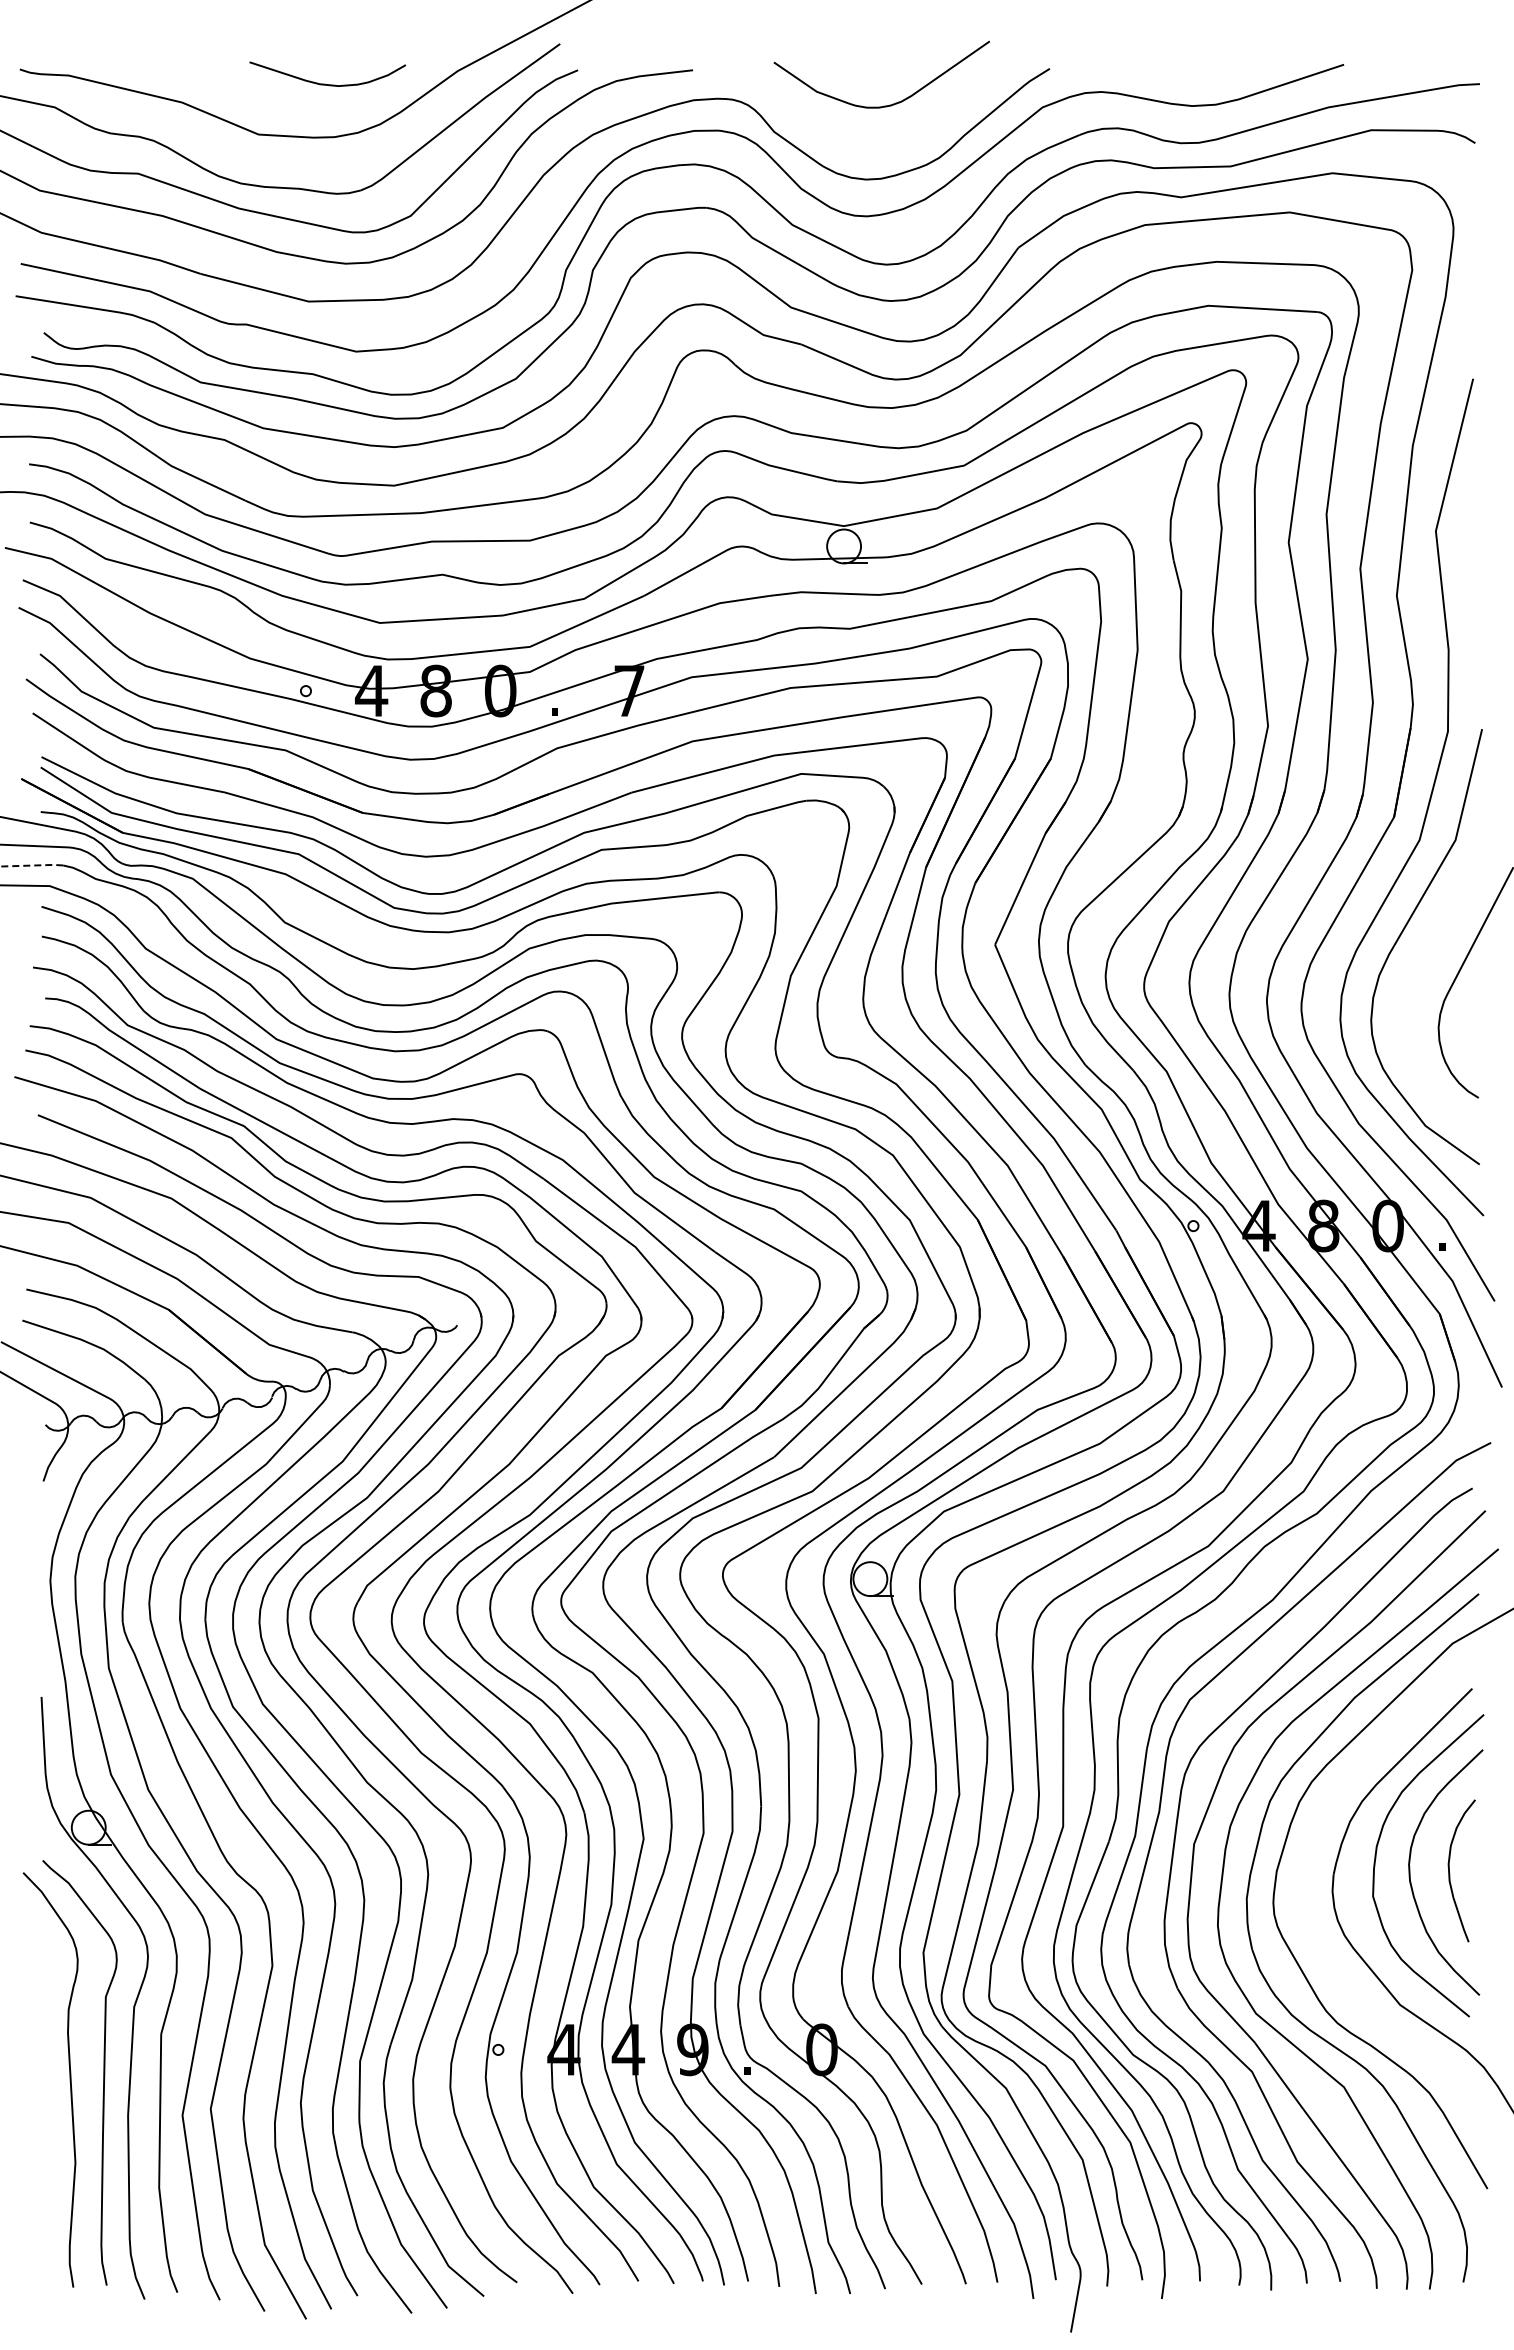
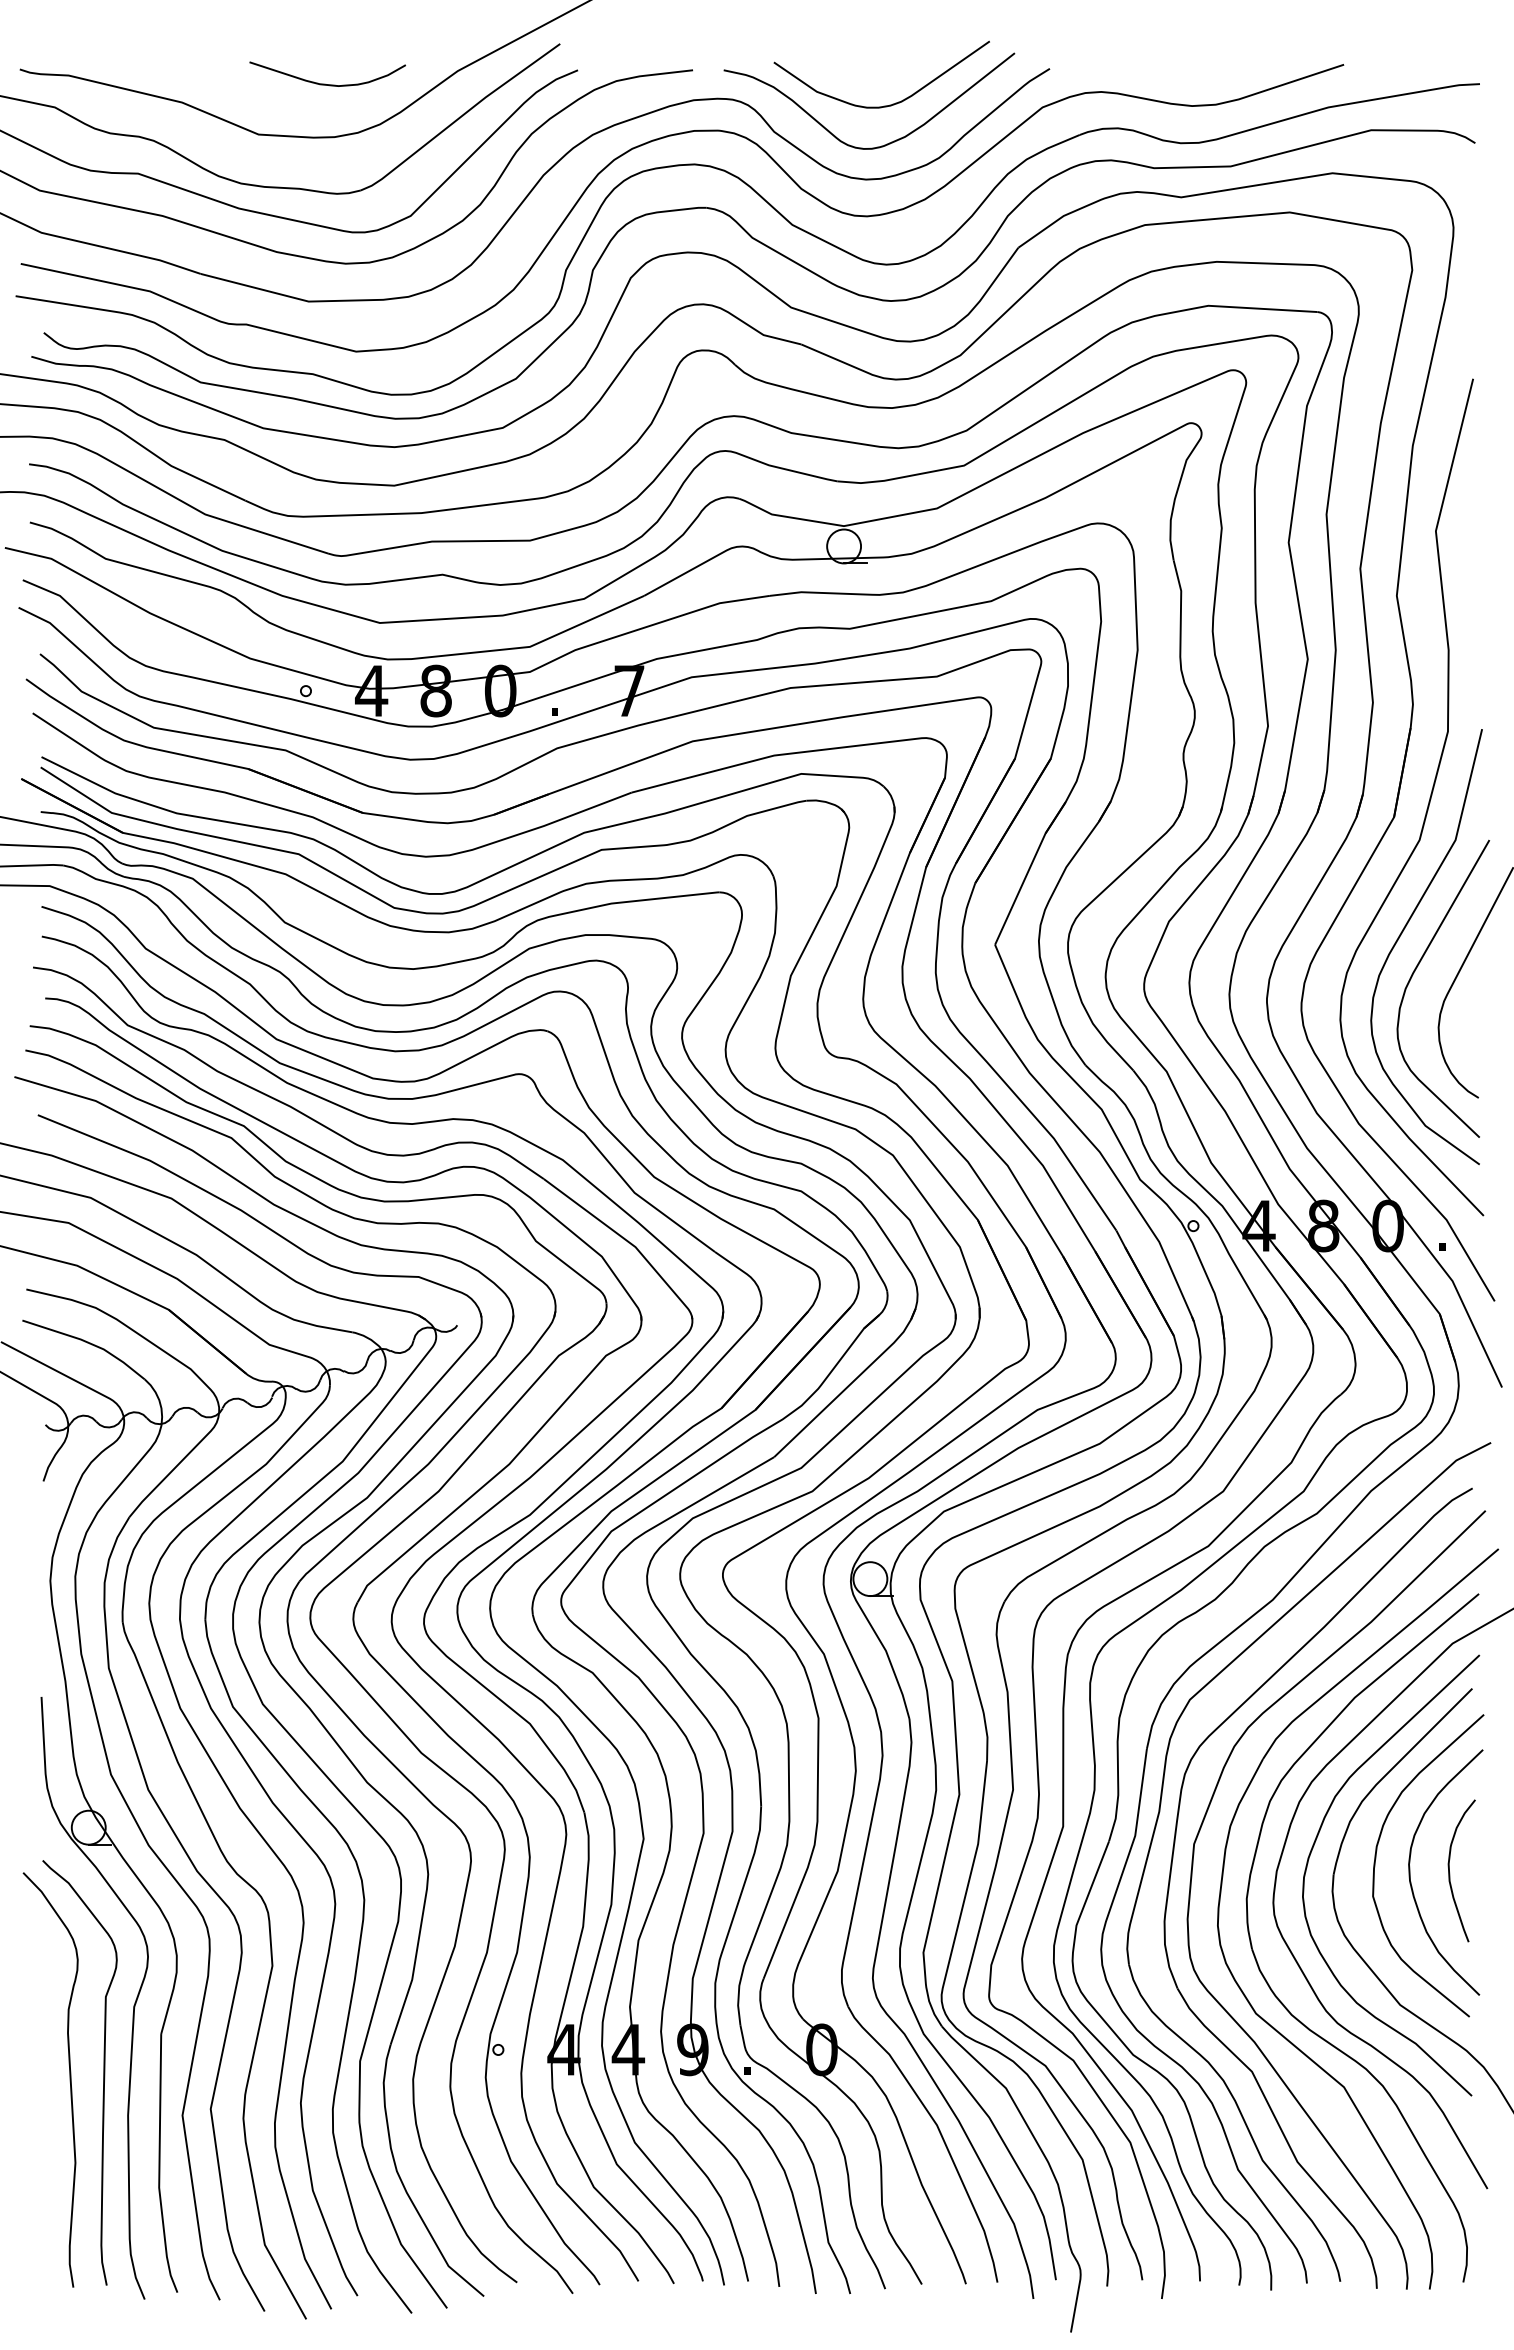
curve: none -> present (886, 143)
line: dashed -> solid (32, 865)
curve: none -> present (1414, 973)
curve: none -> present (1315, 1843)
